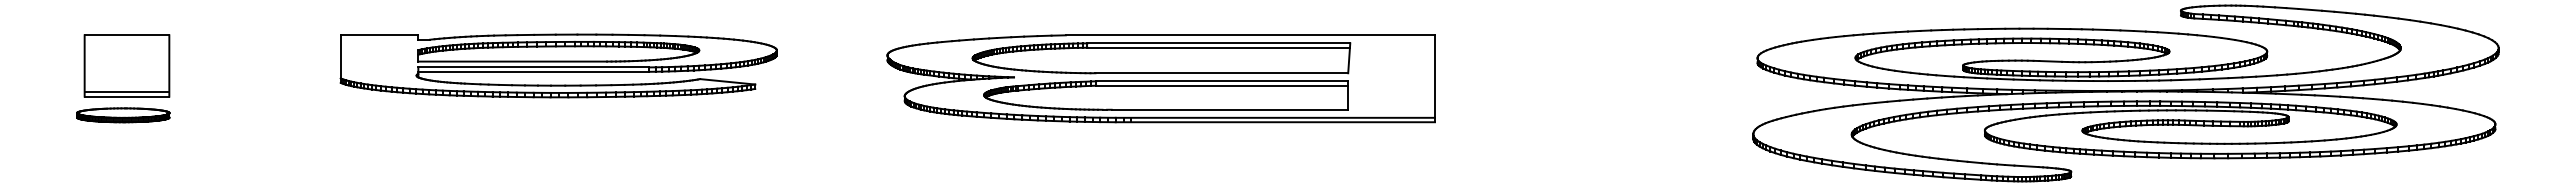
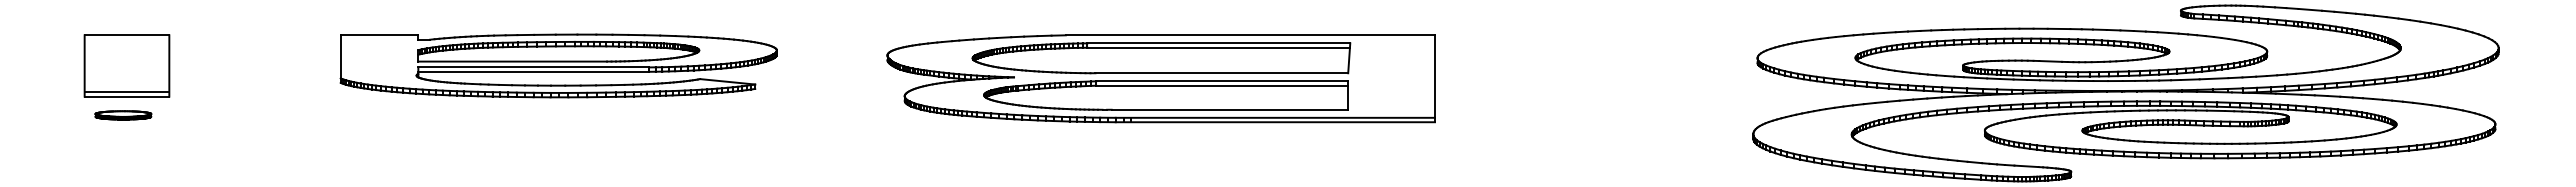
part size: 95x17 px -> 59x11 px (123, 115)
